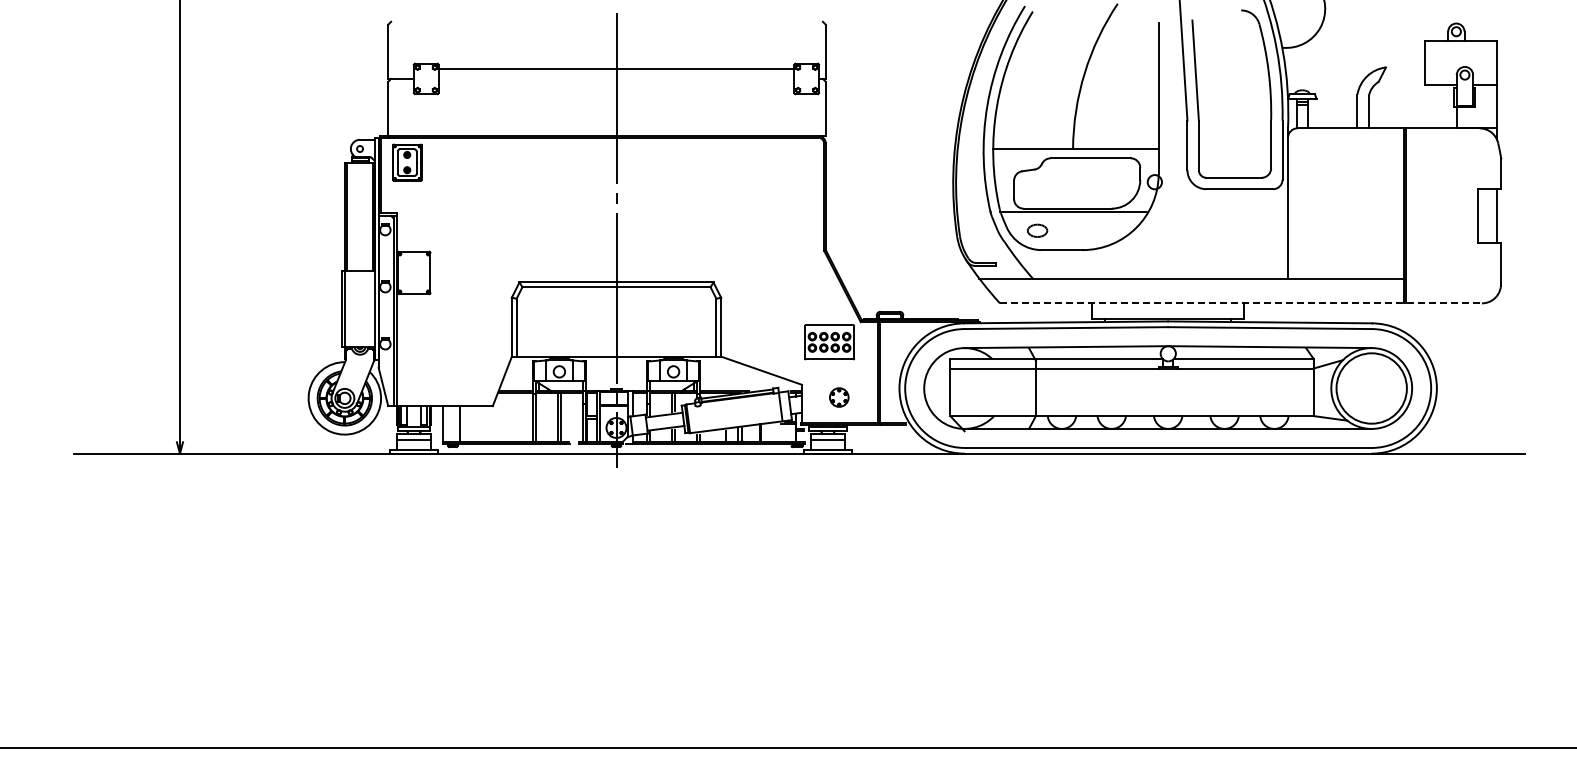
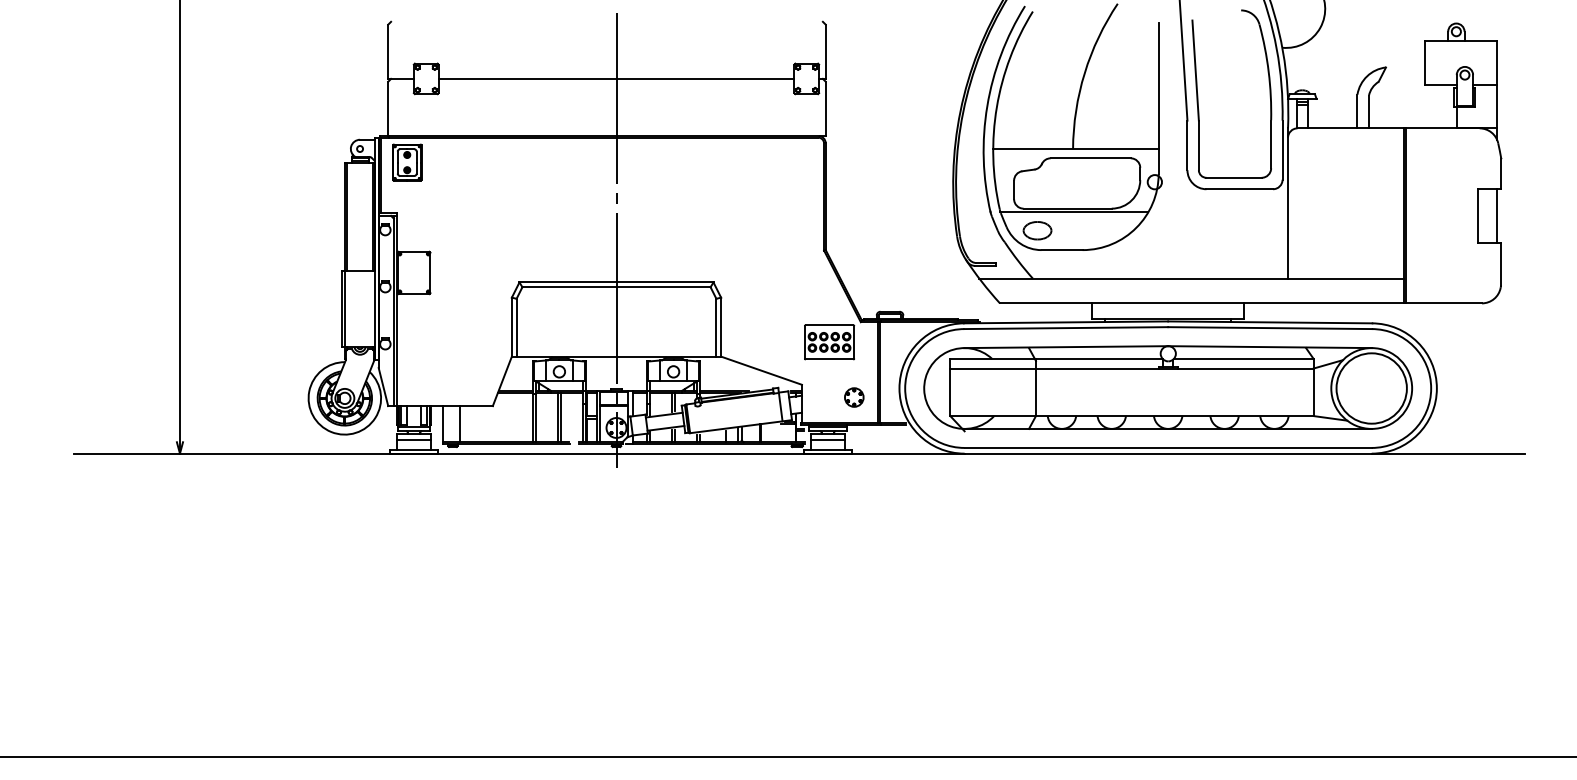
line position: (616, 68) -> (616, 78) (616, 78)
part size: 22x15 px -> 31x20 px (1037, 230)
line: dashed -> solid (1240, 303)
part position: (839, 397) -> (854, 397) (854, 397)
line position: (787, 747) -> (787, 756) (787, 756)
